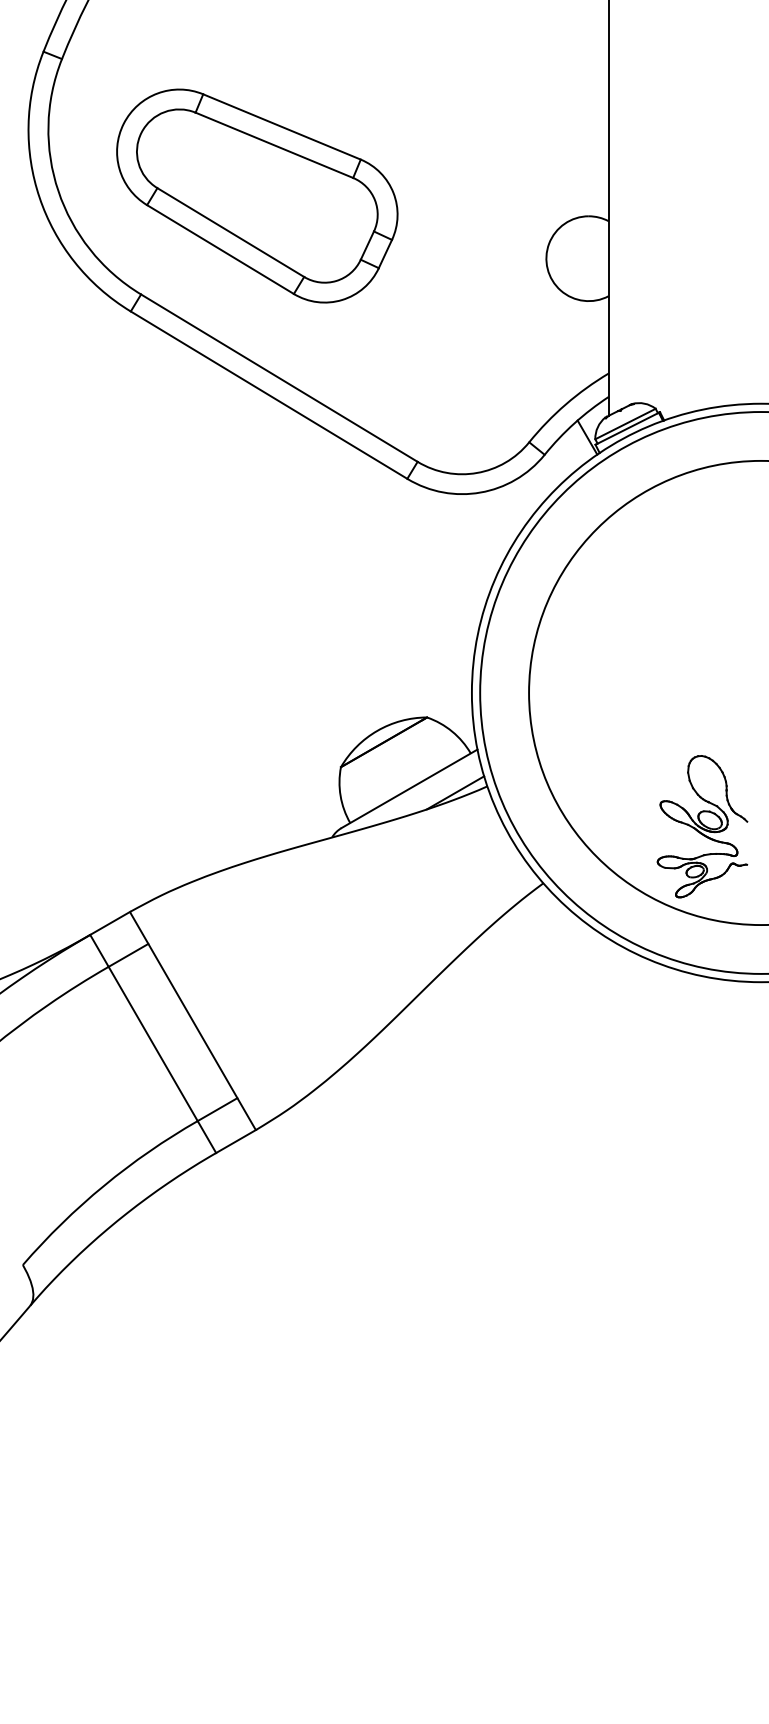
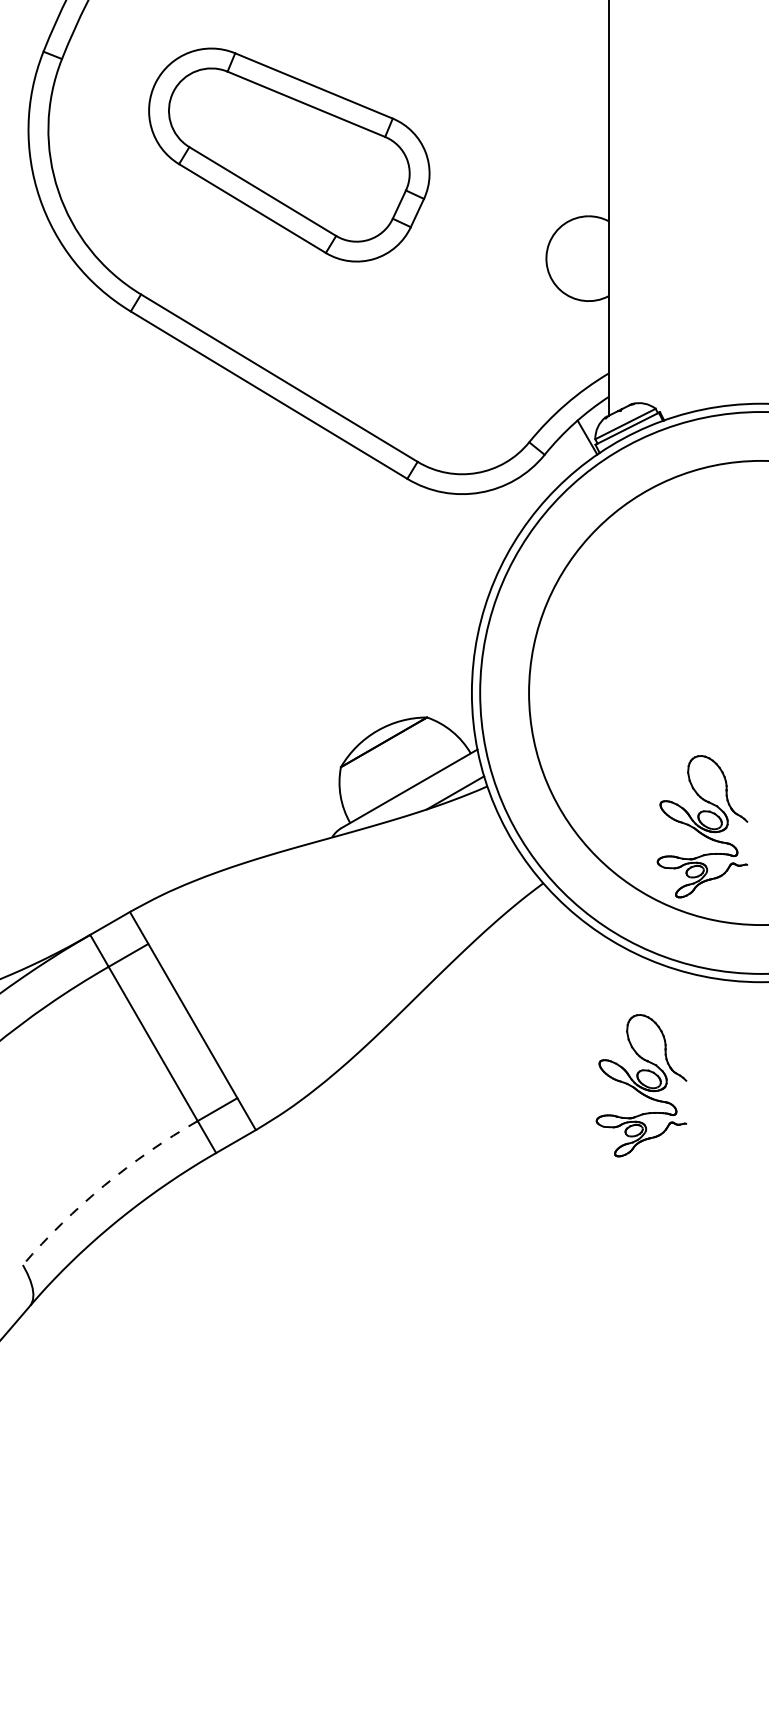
part position: (257, 195) -> (289, 154) (289, 154)
part: none -> present (641, 1085)
arc: solid -> dashed (104, 1185)
